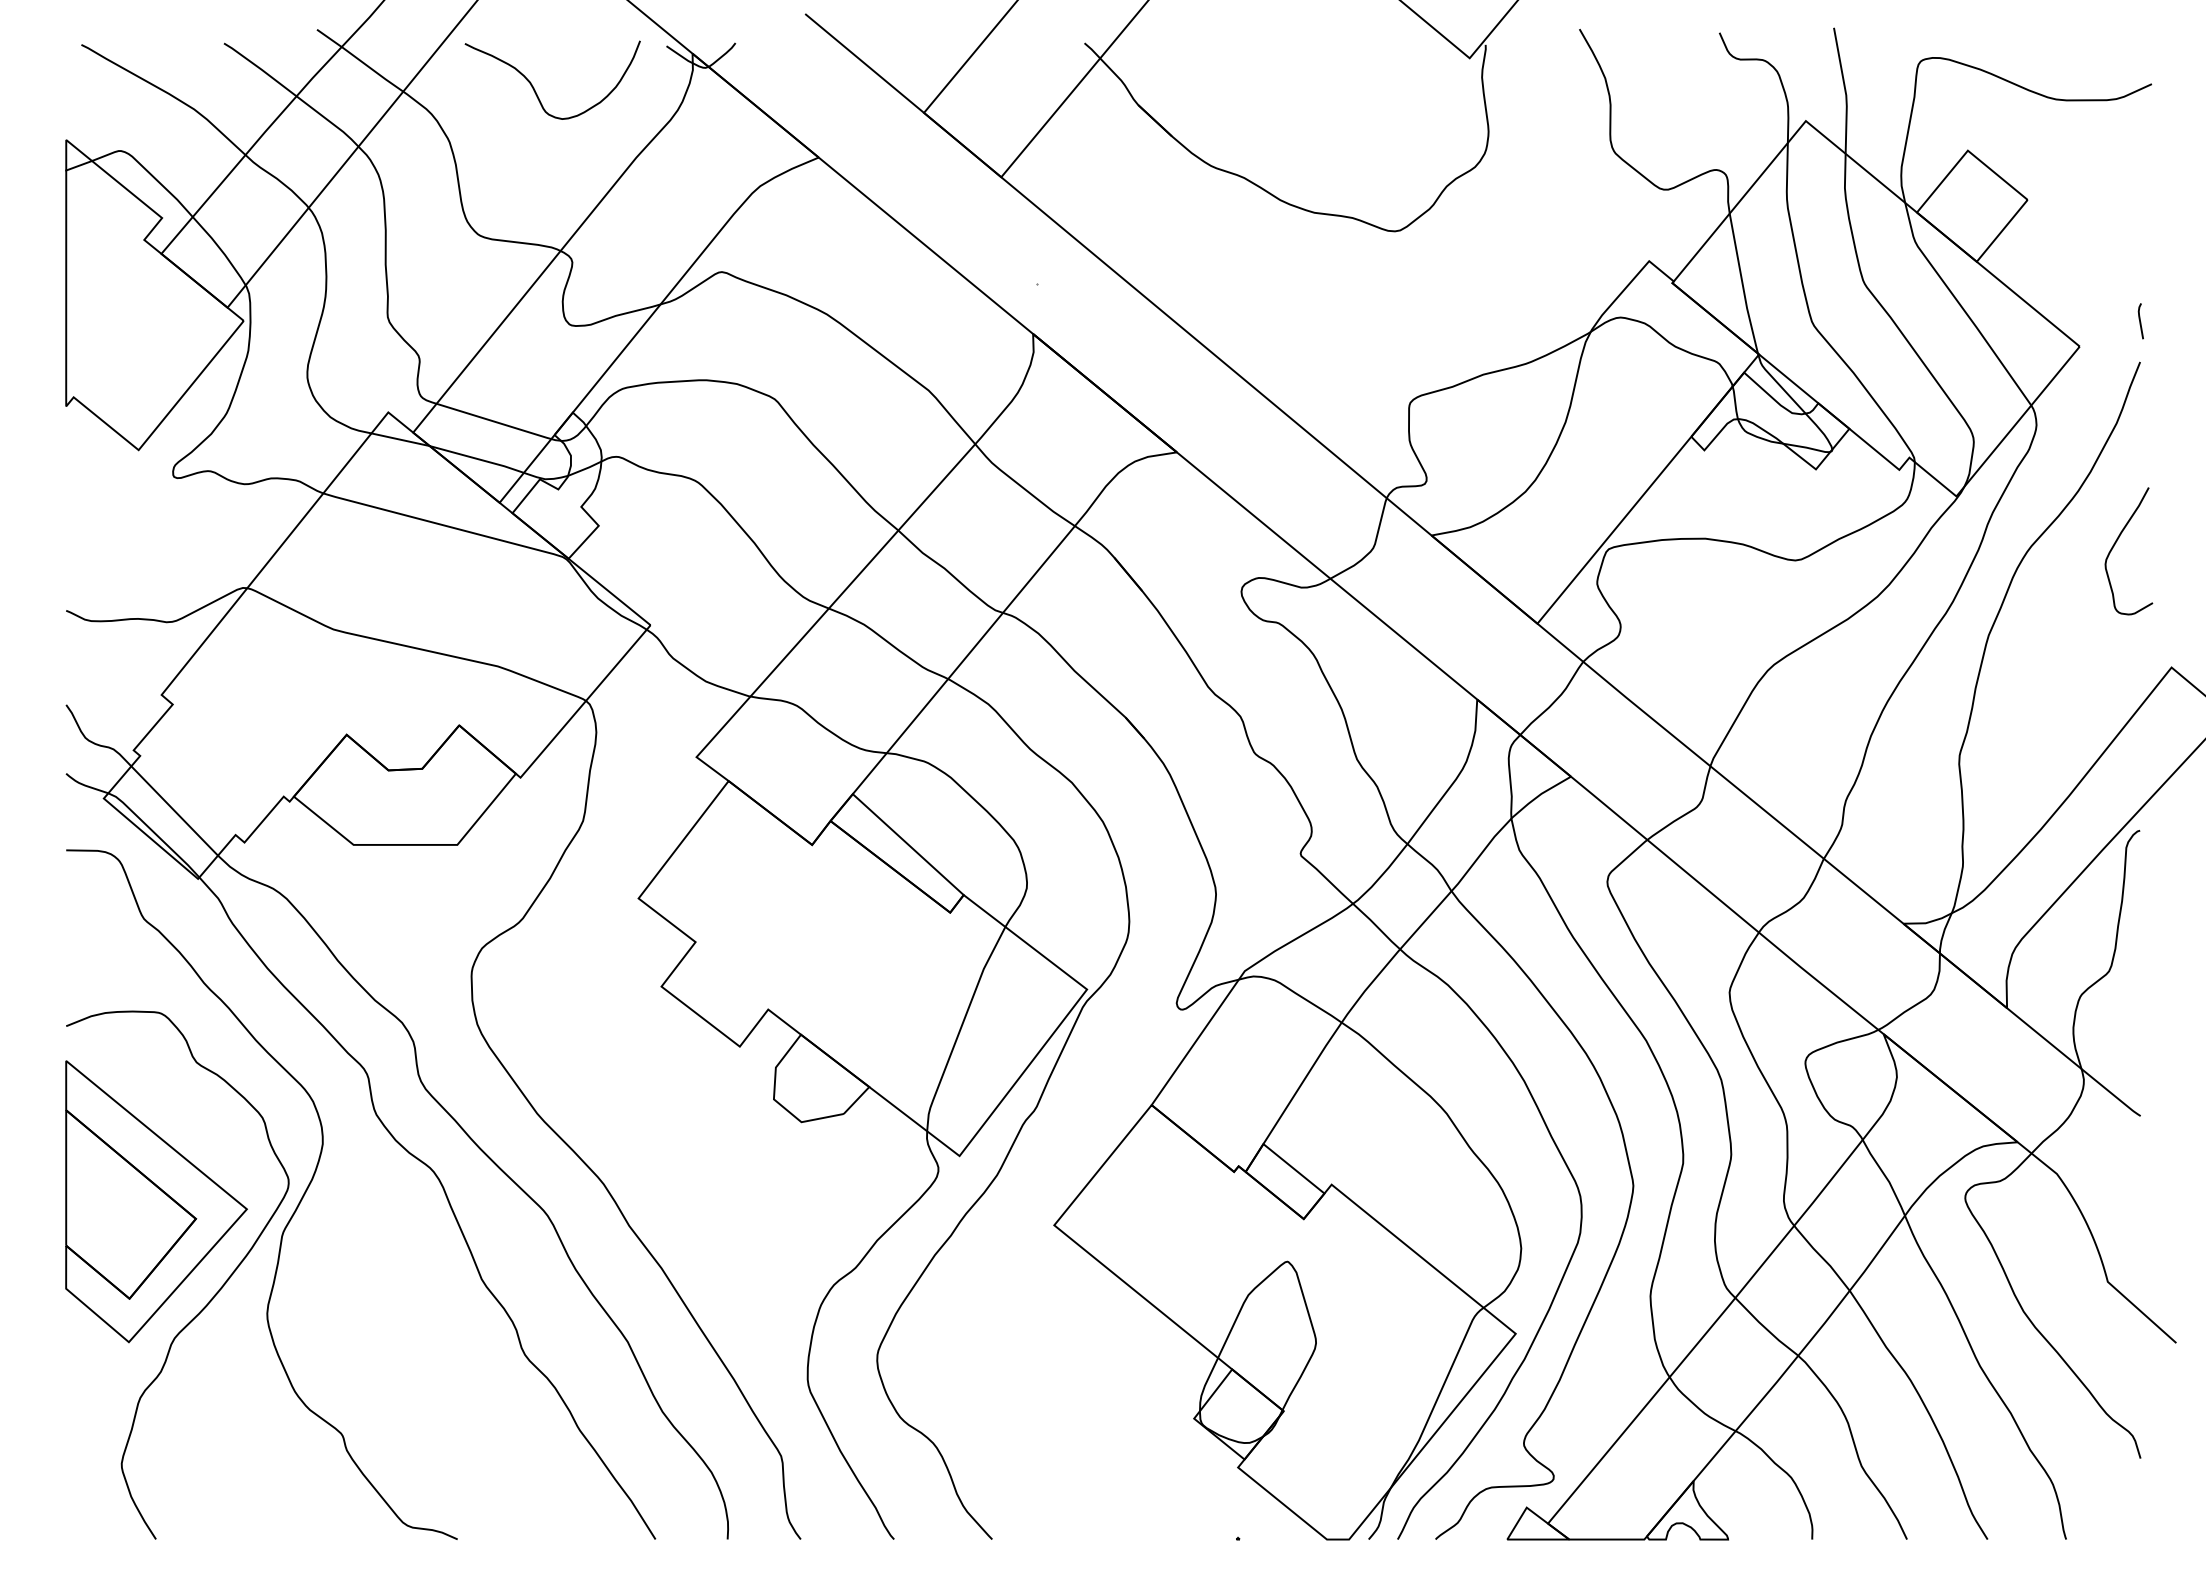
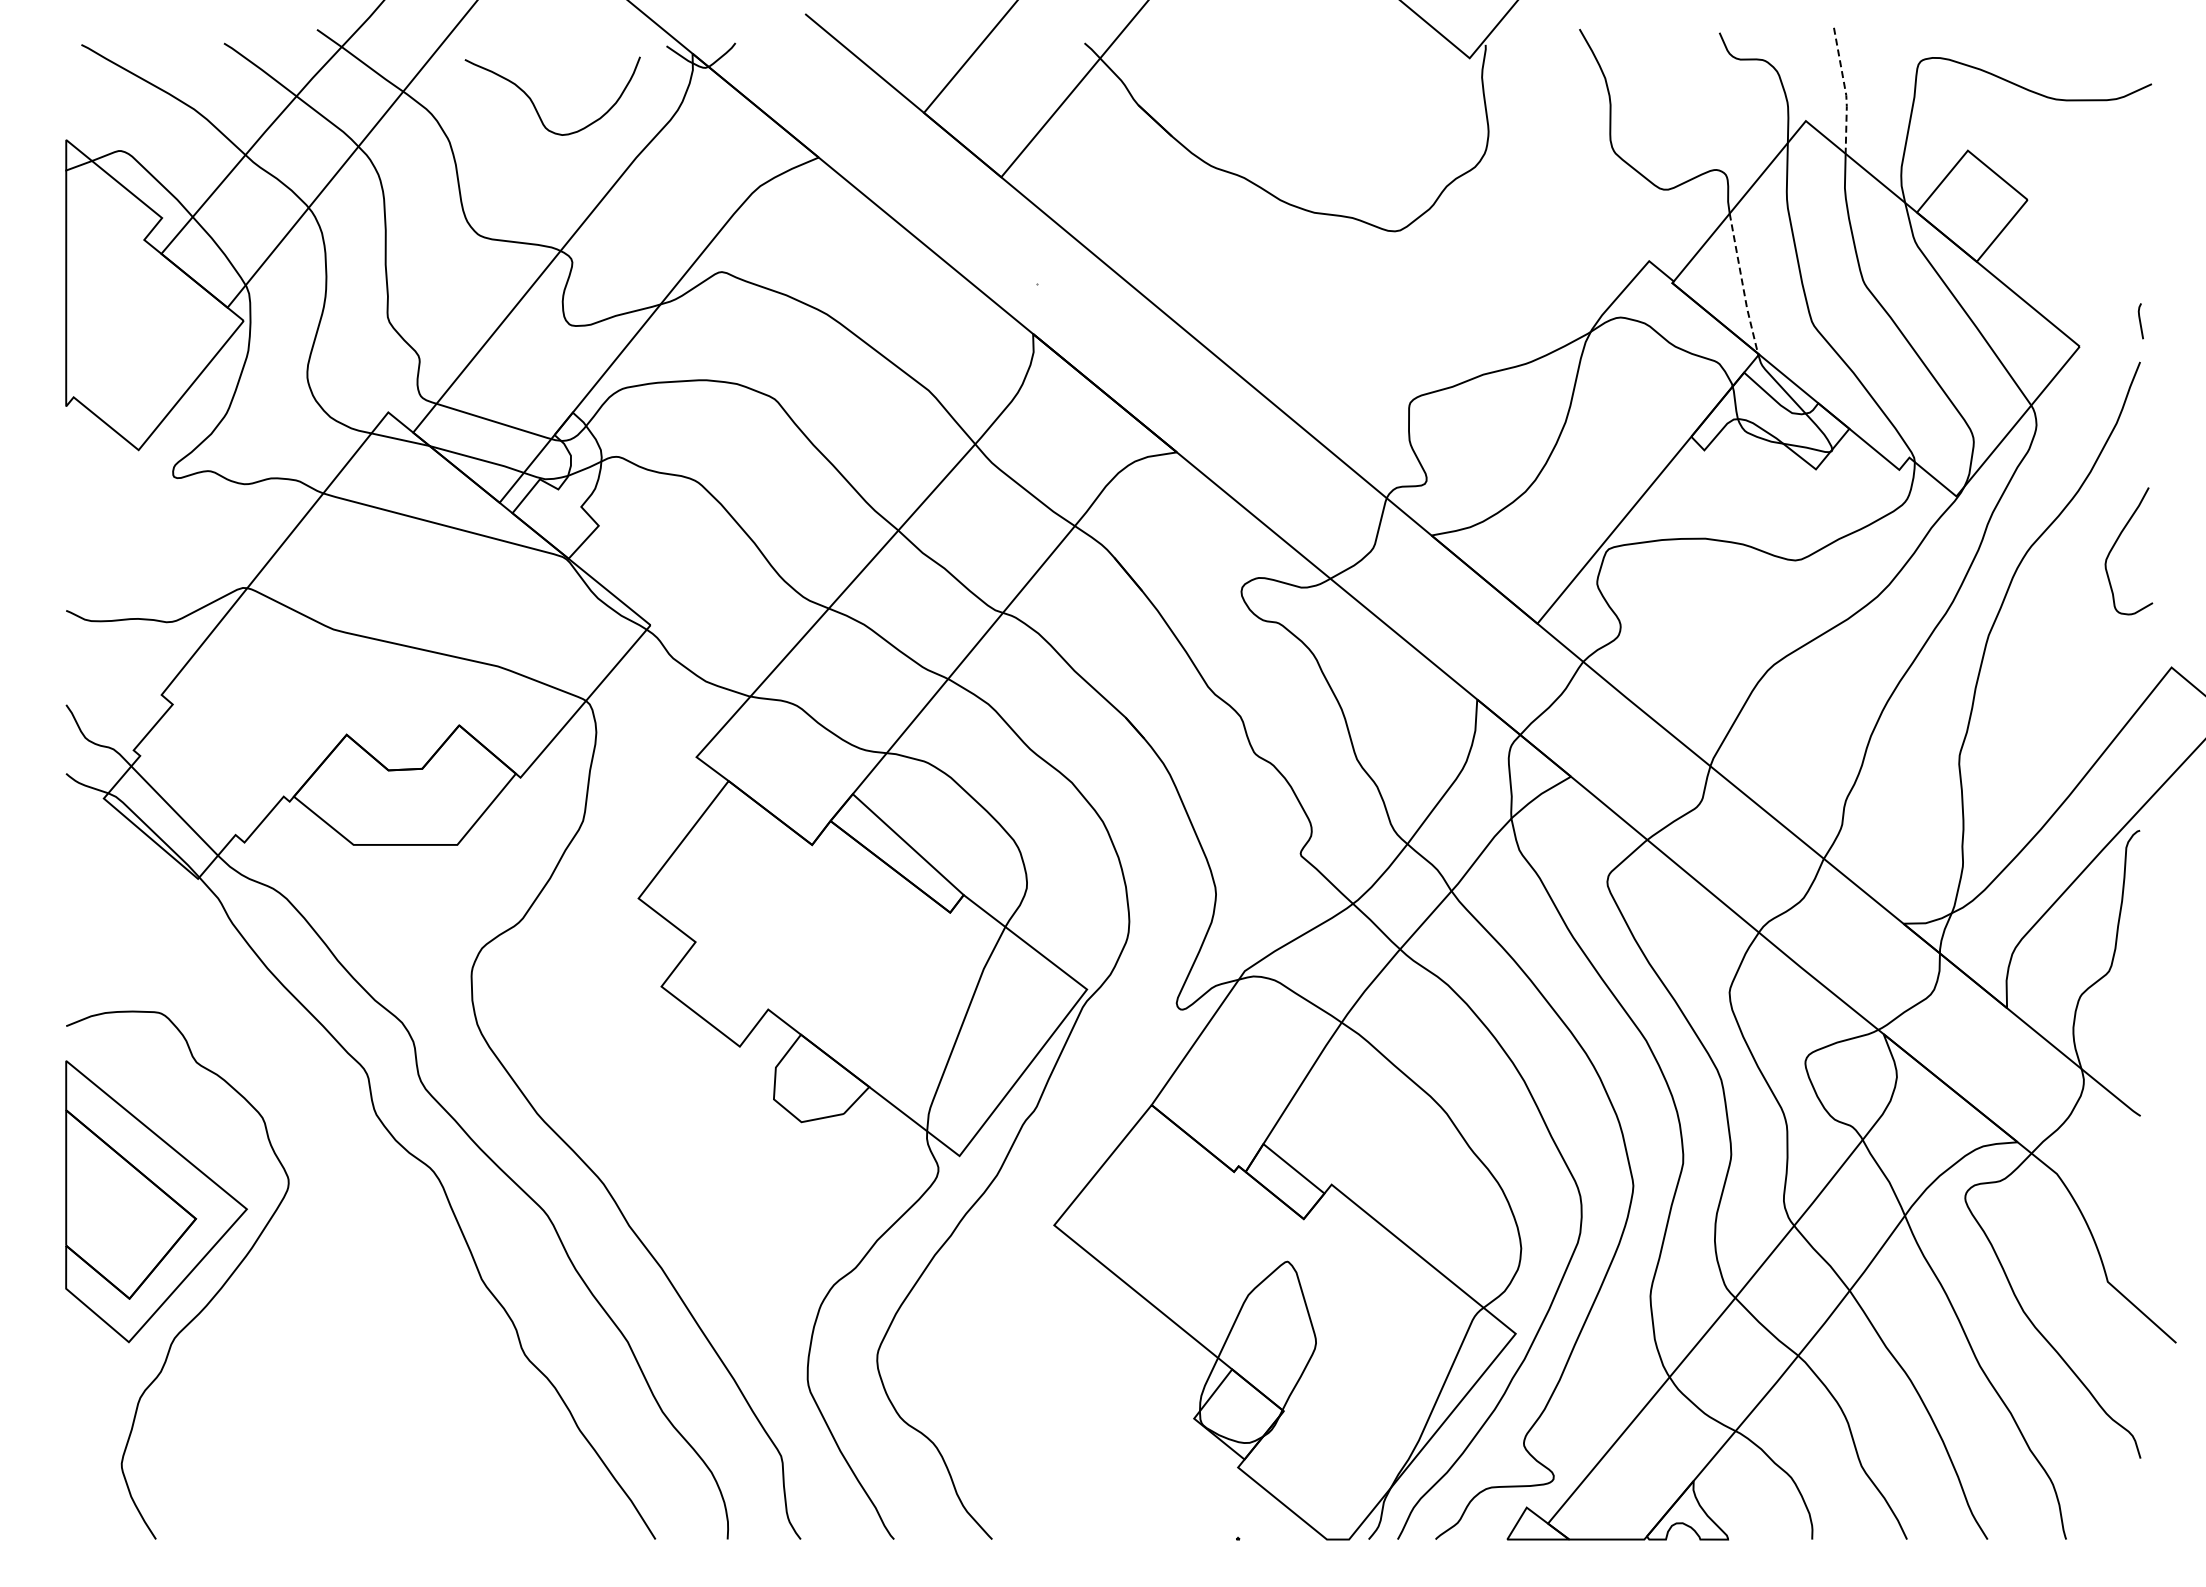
curve position: (534, 87) -> (534, 103) (534, 103)
line: solid -> dashed (1845, 92)
line: solid -> dashed (1742, 285)
curve: present -> none (292, 1213)
